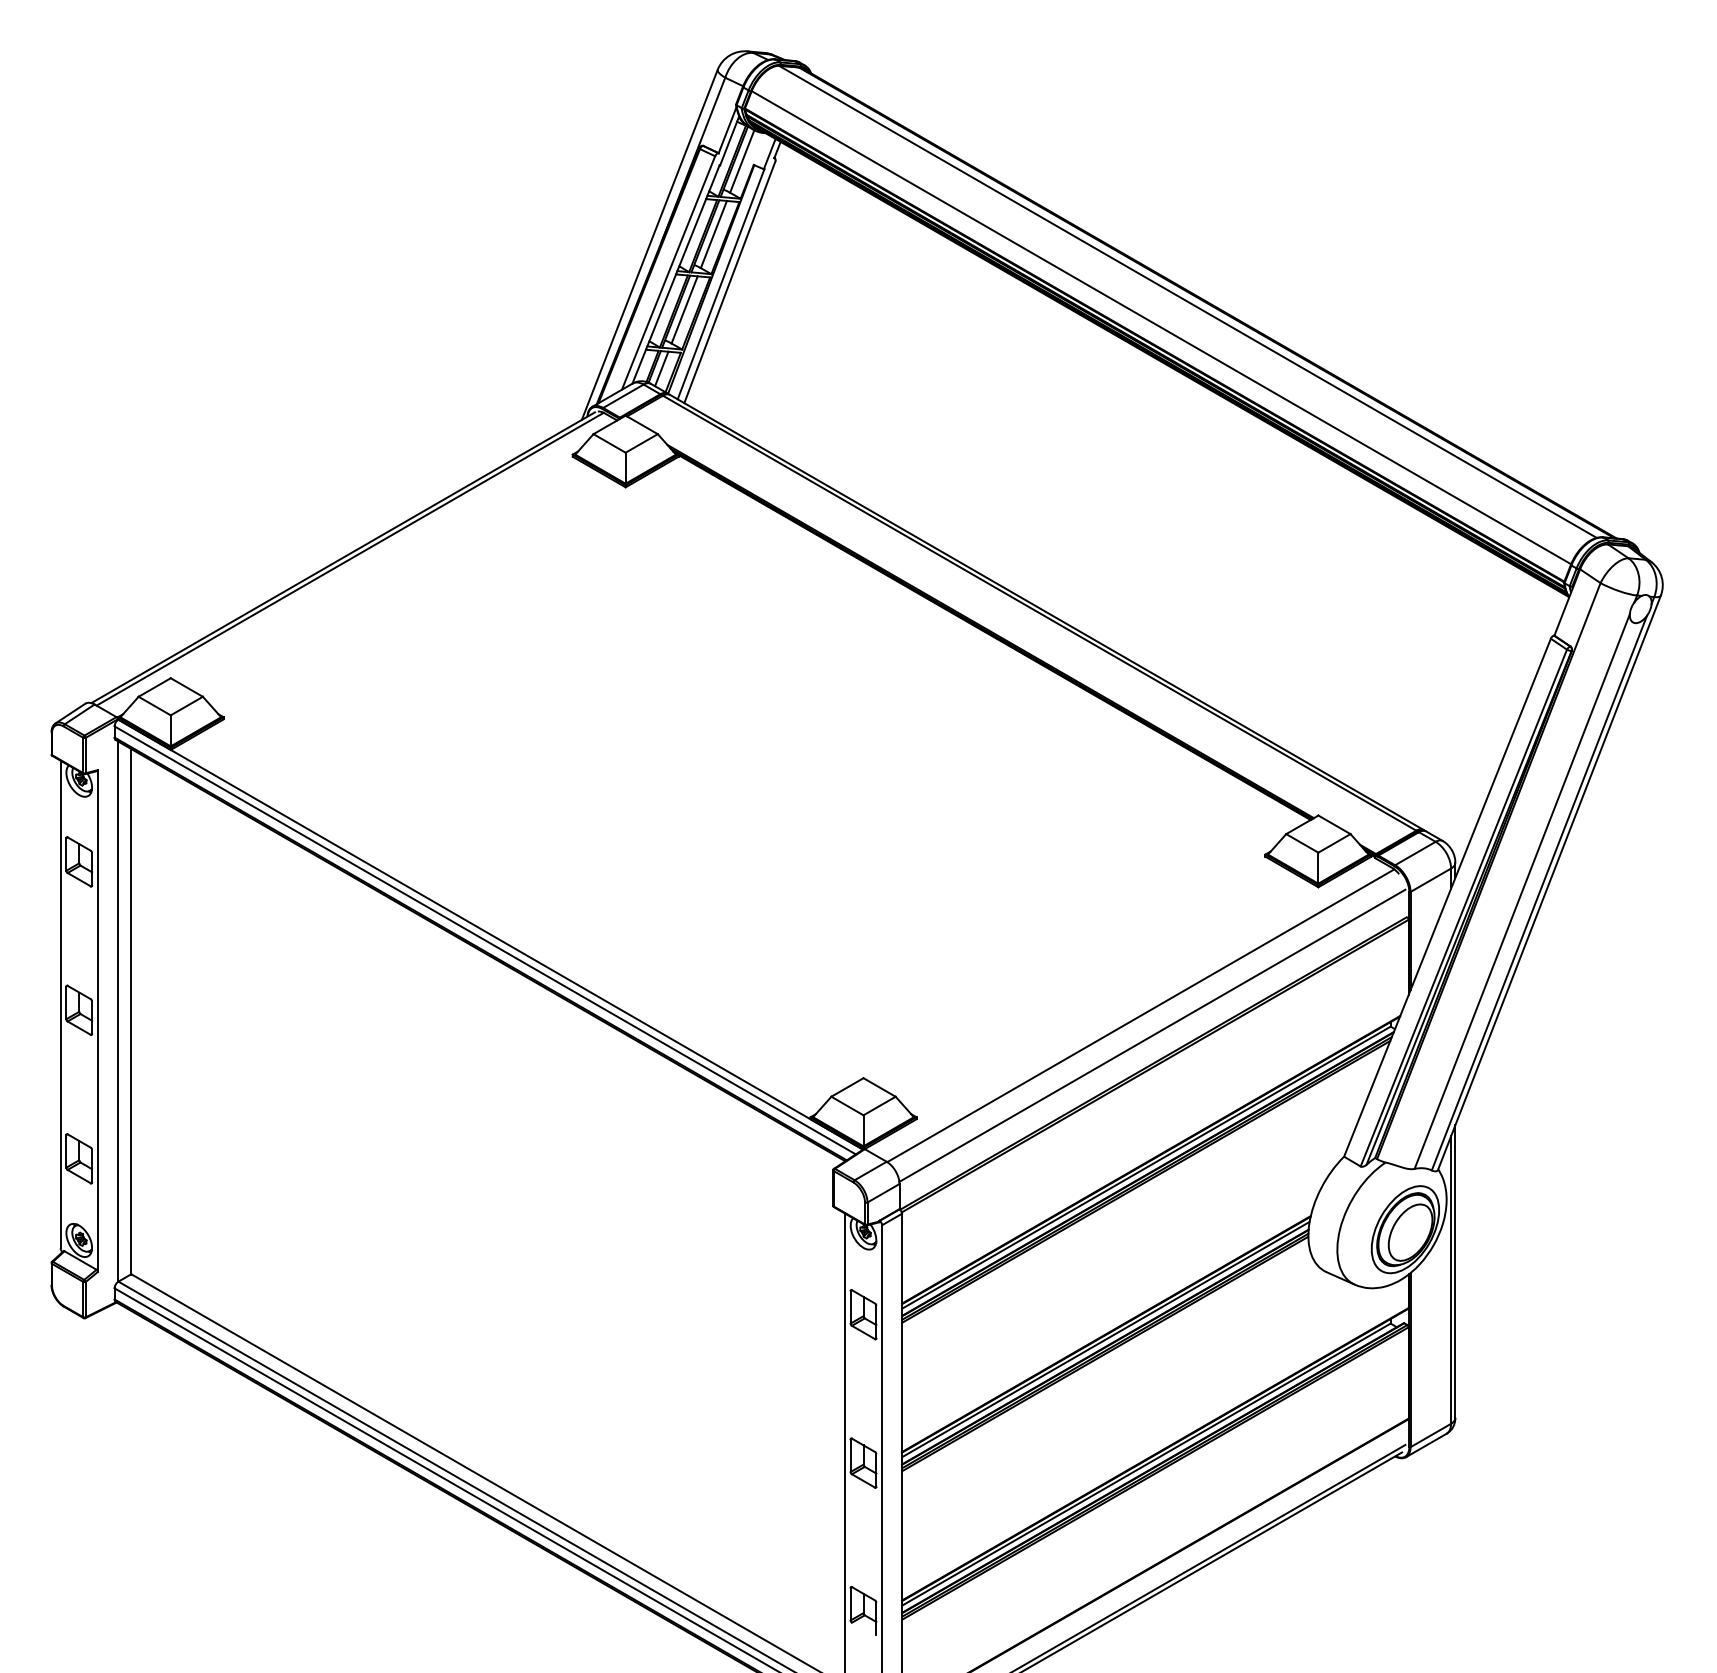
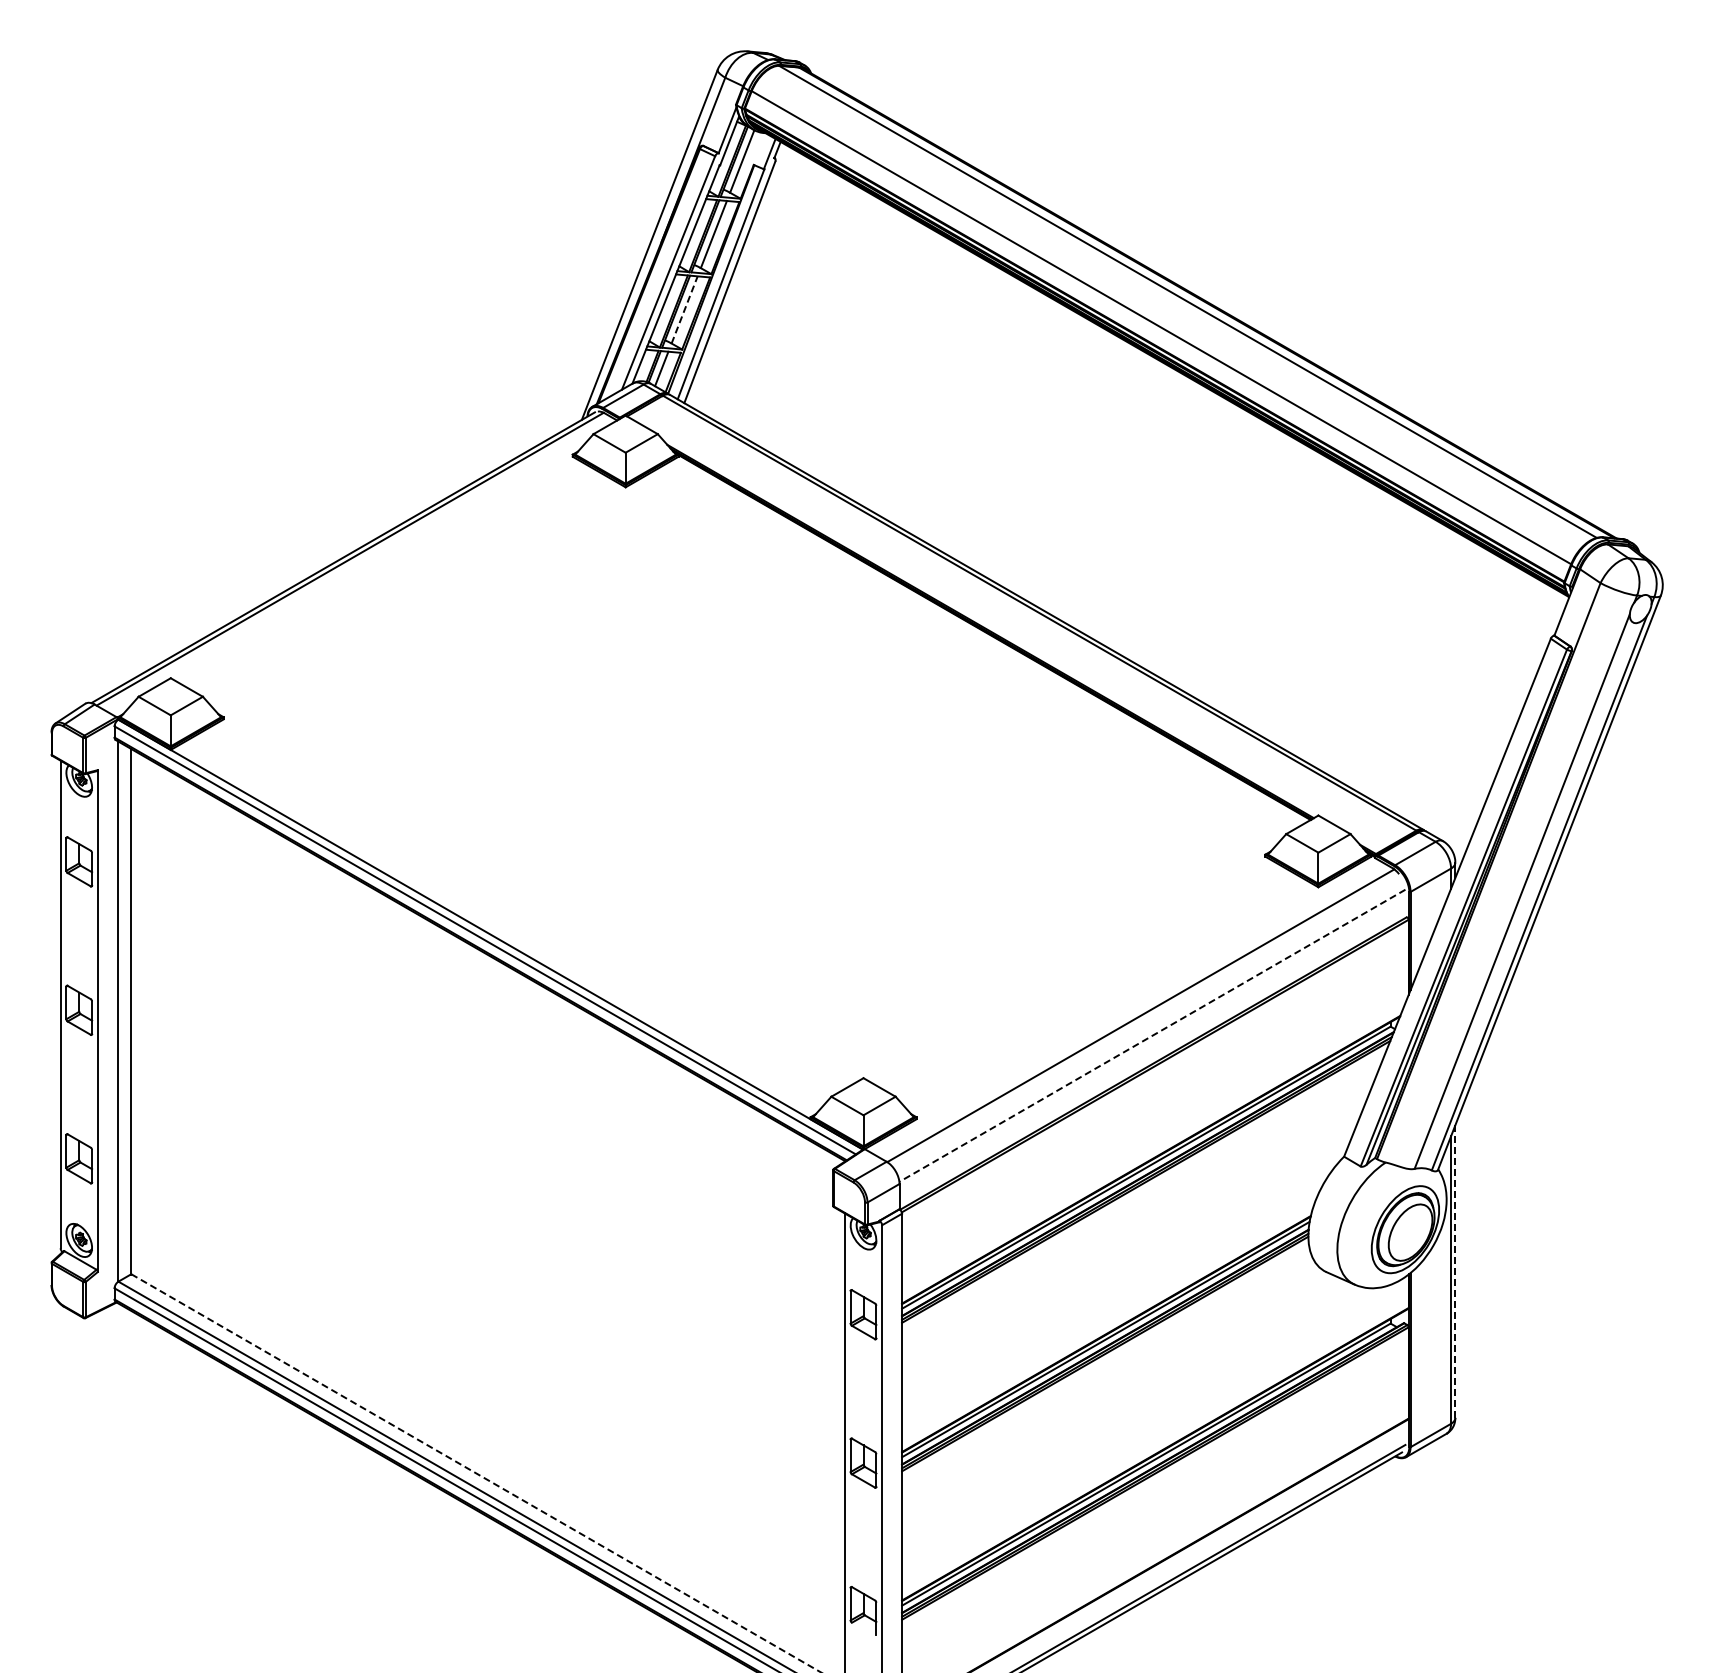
line: solid -> dashed (684, 309)
line: solid -> dashed (1151, 1036)
line: solid -> dashed (1455, 1272)
line: solid -> dashed (476, 1473)
